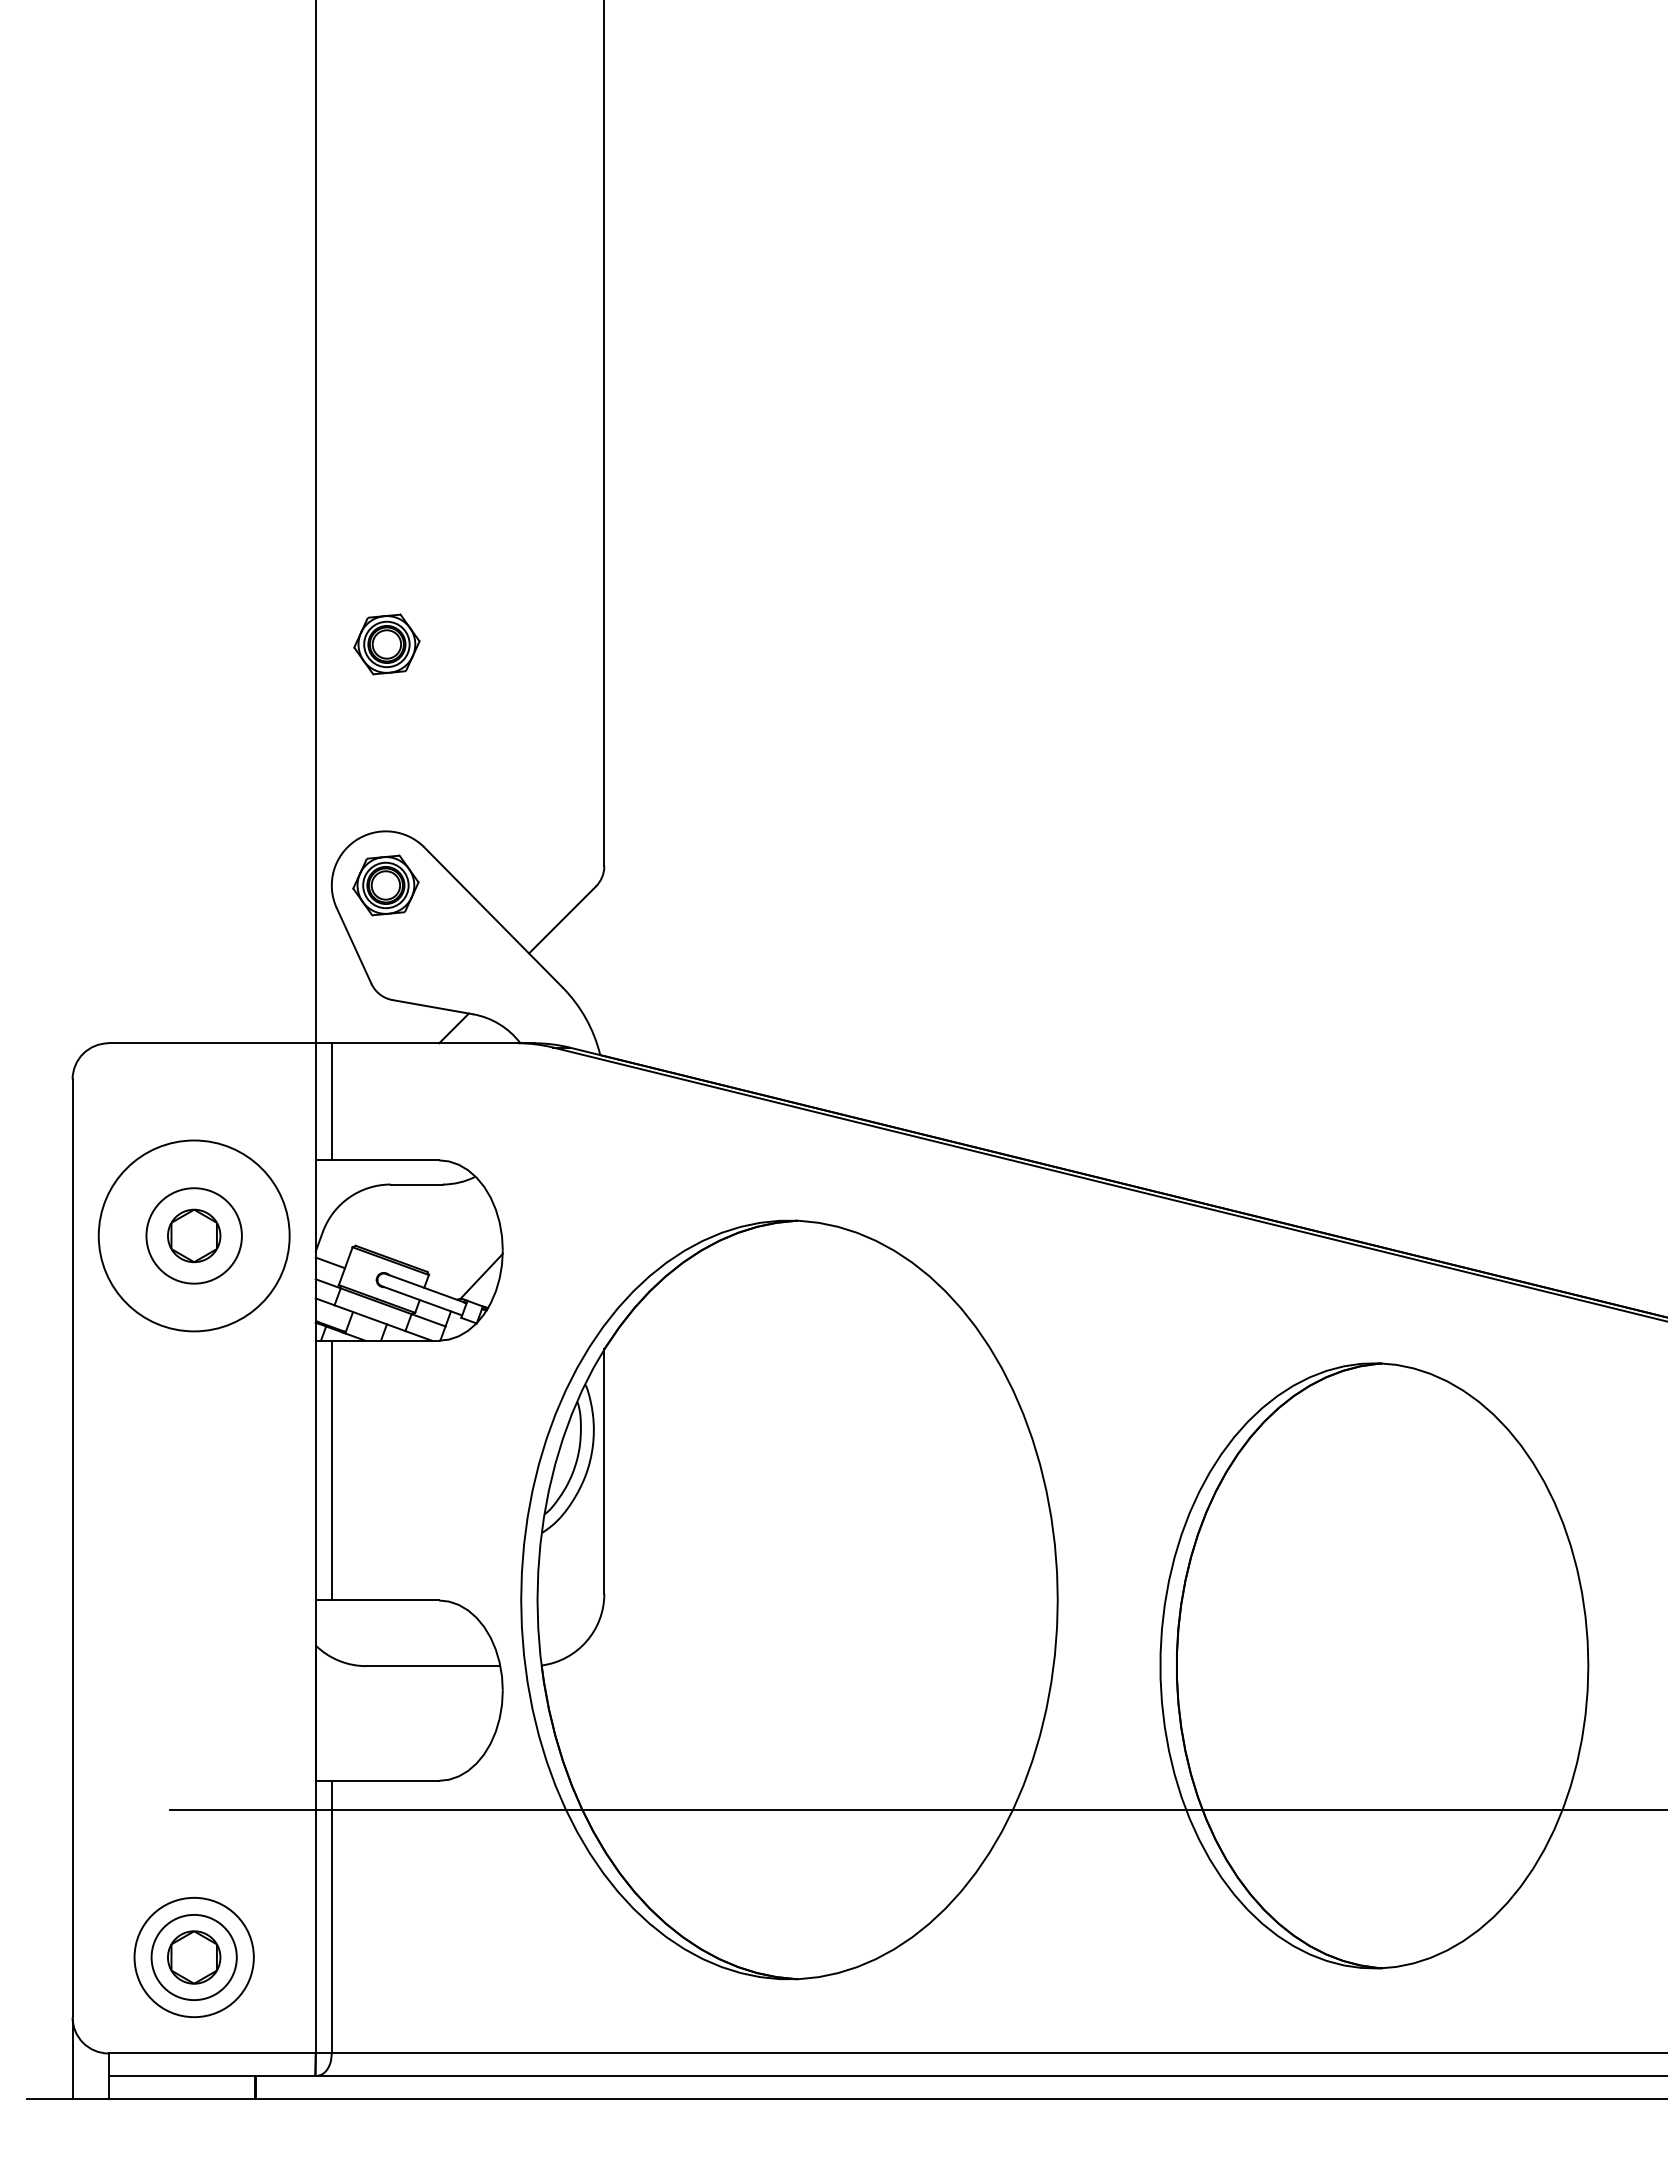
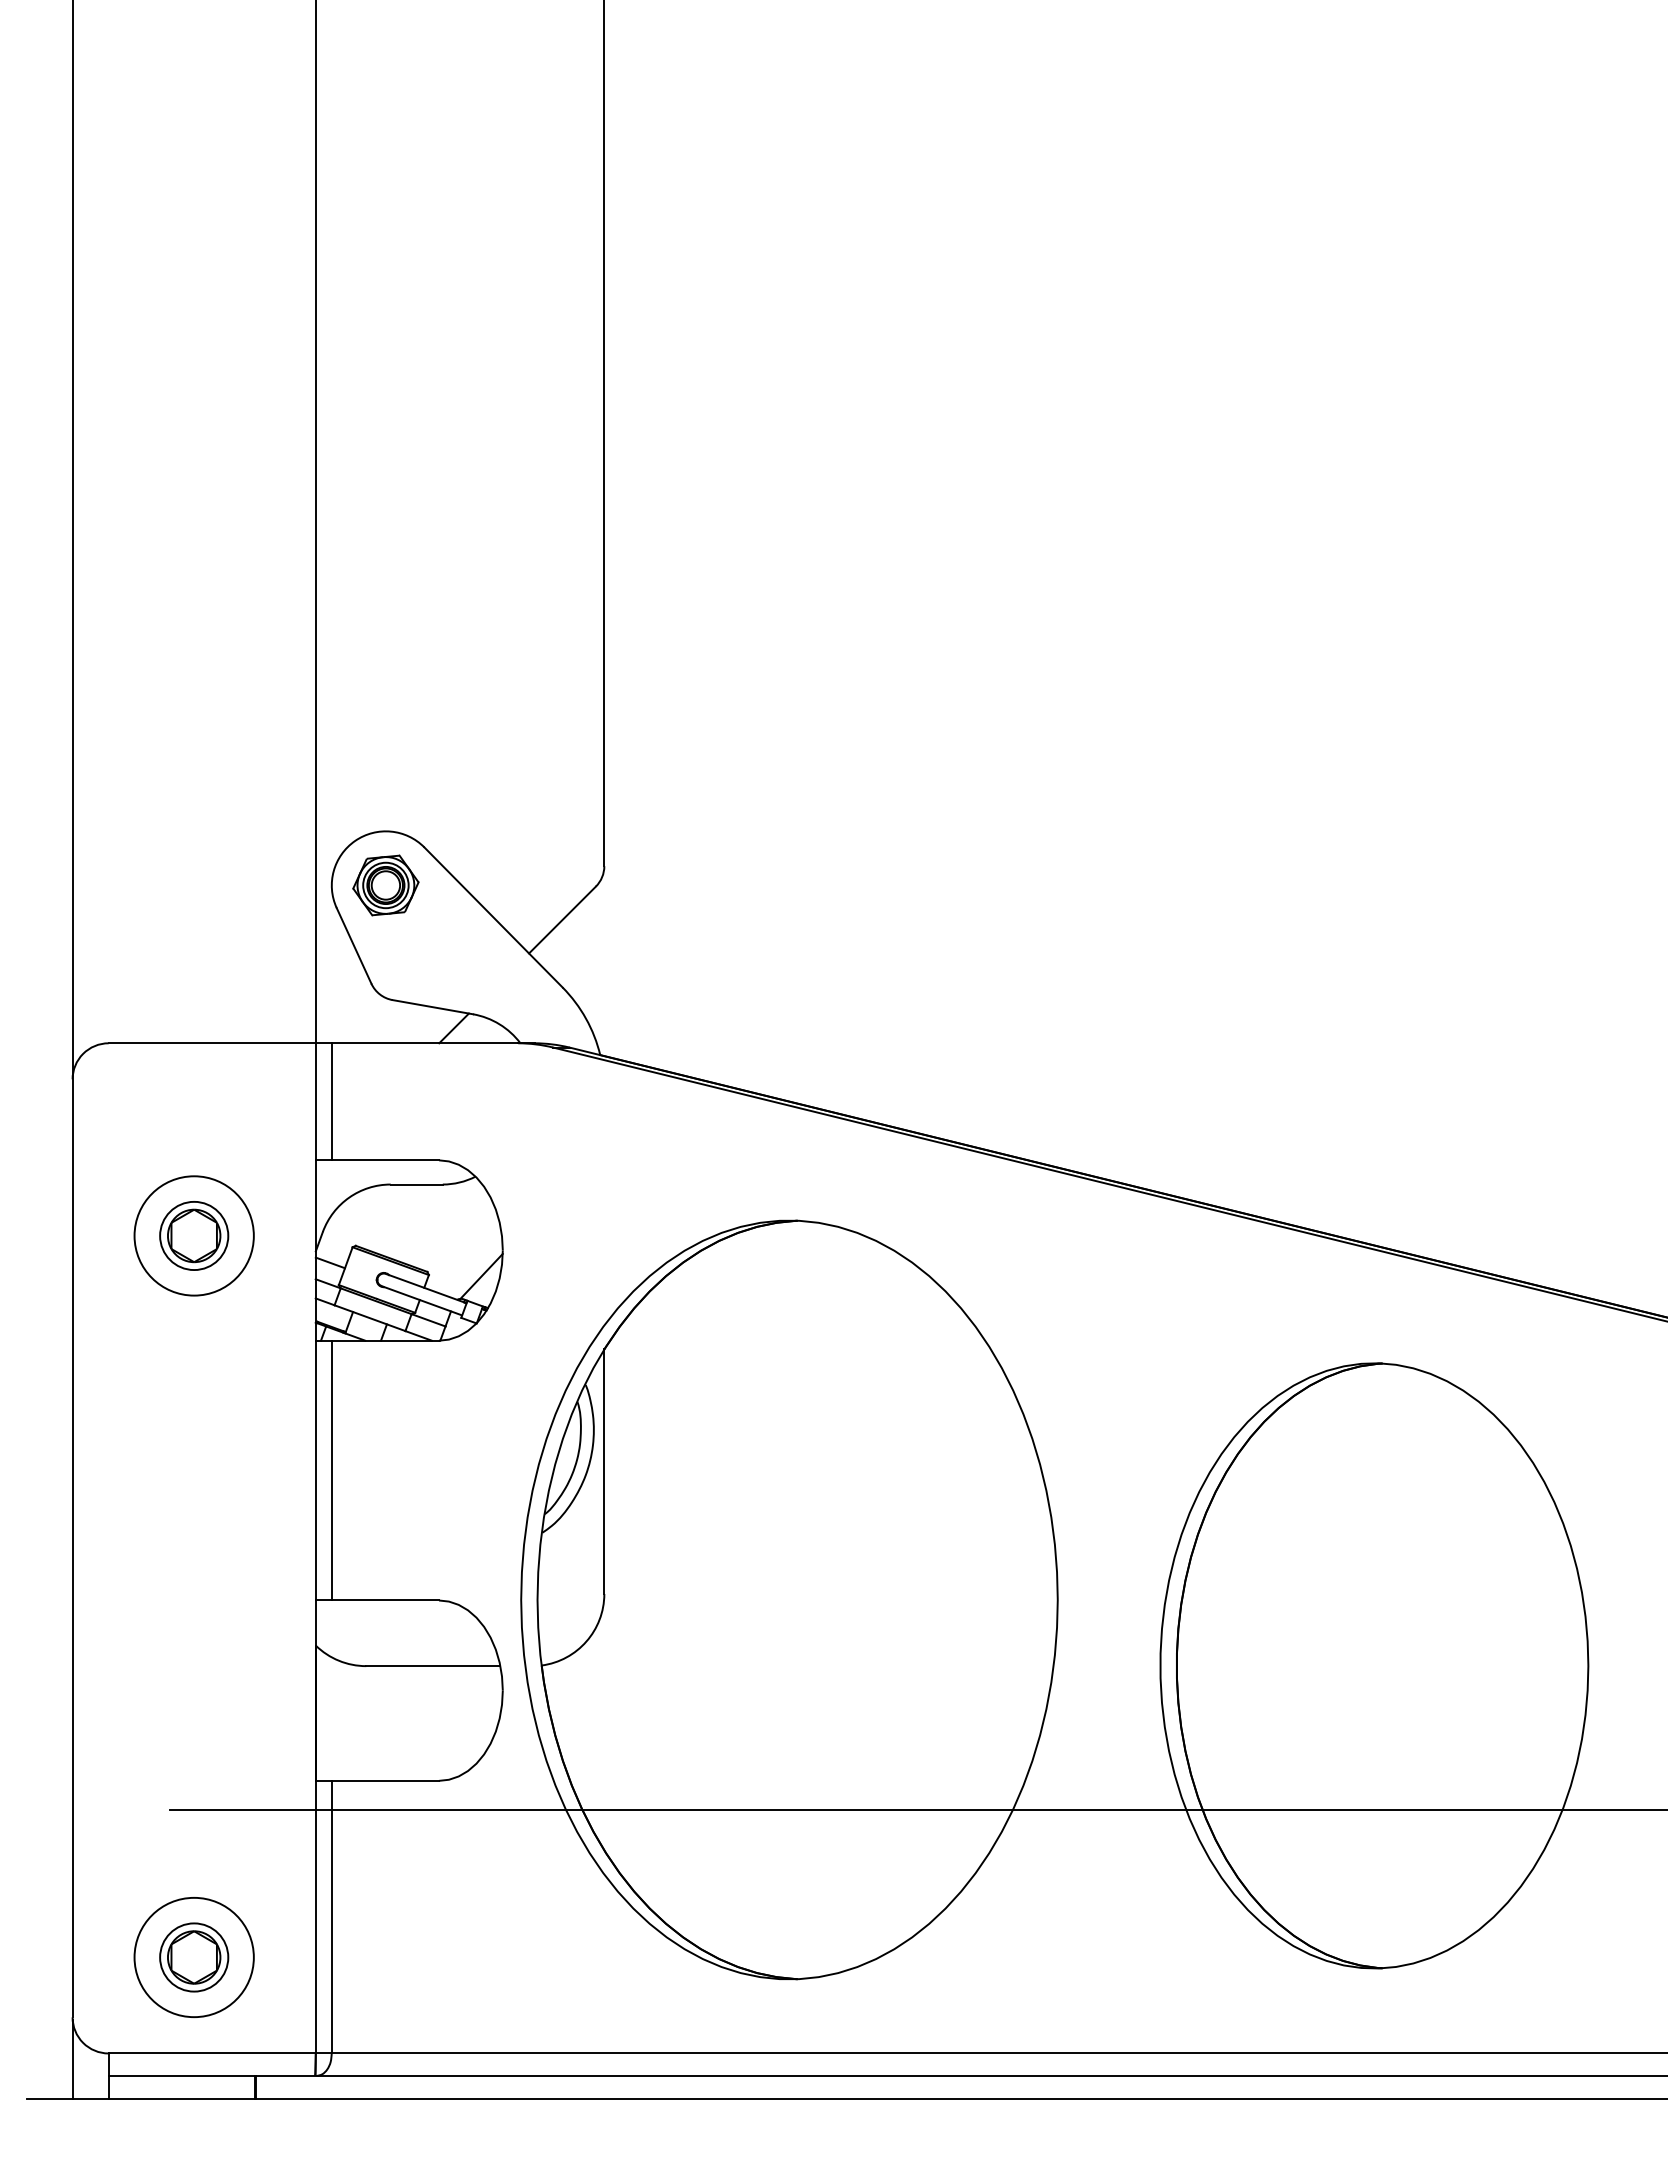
line: none -> present (72, 539)
part: present -> none (386, 644)
circle diameter: 191 px -> 119 px (193, 1235)
circle diameter: 95 px -> 68 px (194, 1235)
circle diameter: 85 px -> 68 px (194, 1957)
